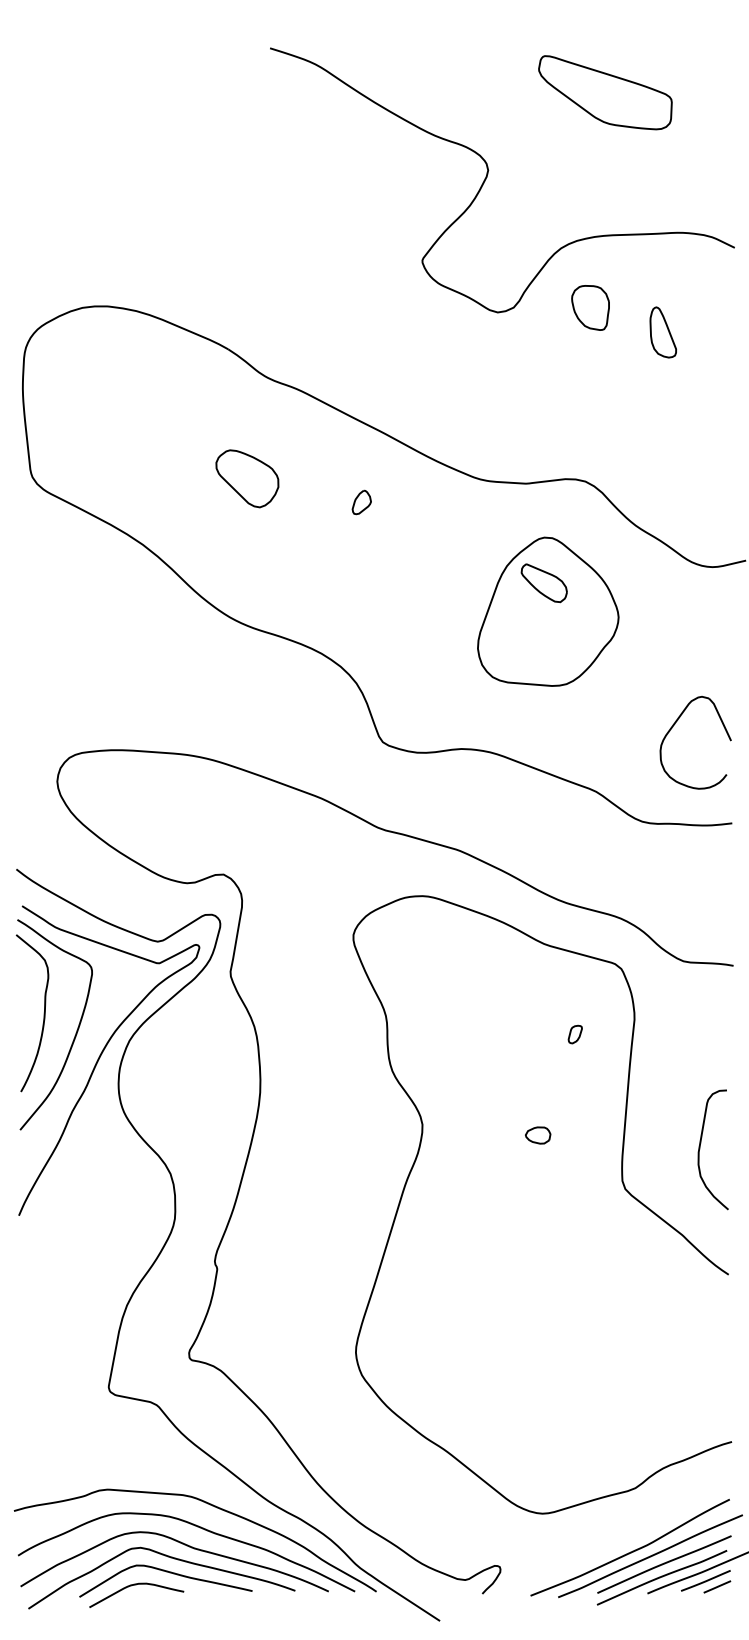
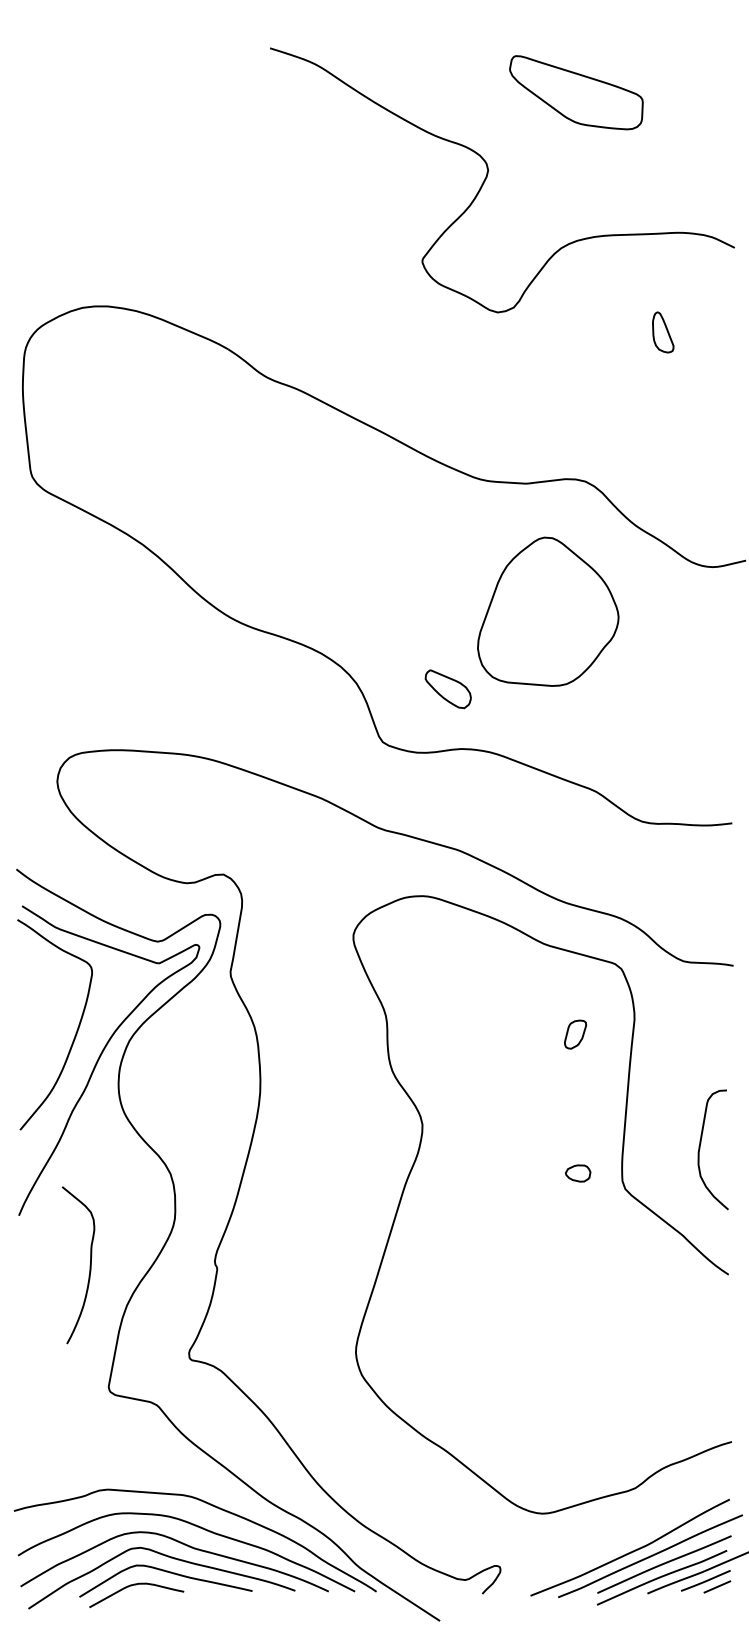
part position: (605, 92) -> (576, 92) (576, 92)
part: present -> none (590, 307)
part size: 28x53 px -> 23x43 px (663, 332)
part: present -> none (247, 478)
part: present -> none (361, 502)
part position: (543, 583) -> (447, 689) (447, 689)
part: present -> none (675, 724)
curve position: (43, 1013) -> (89, 1265) (89, 1265)
part size: 16x21 px -> 24x31 px (575, 1034)
part position: (538, 1135) -> (578, 1173) (578, 1173)
